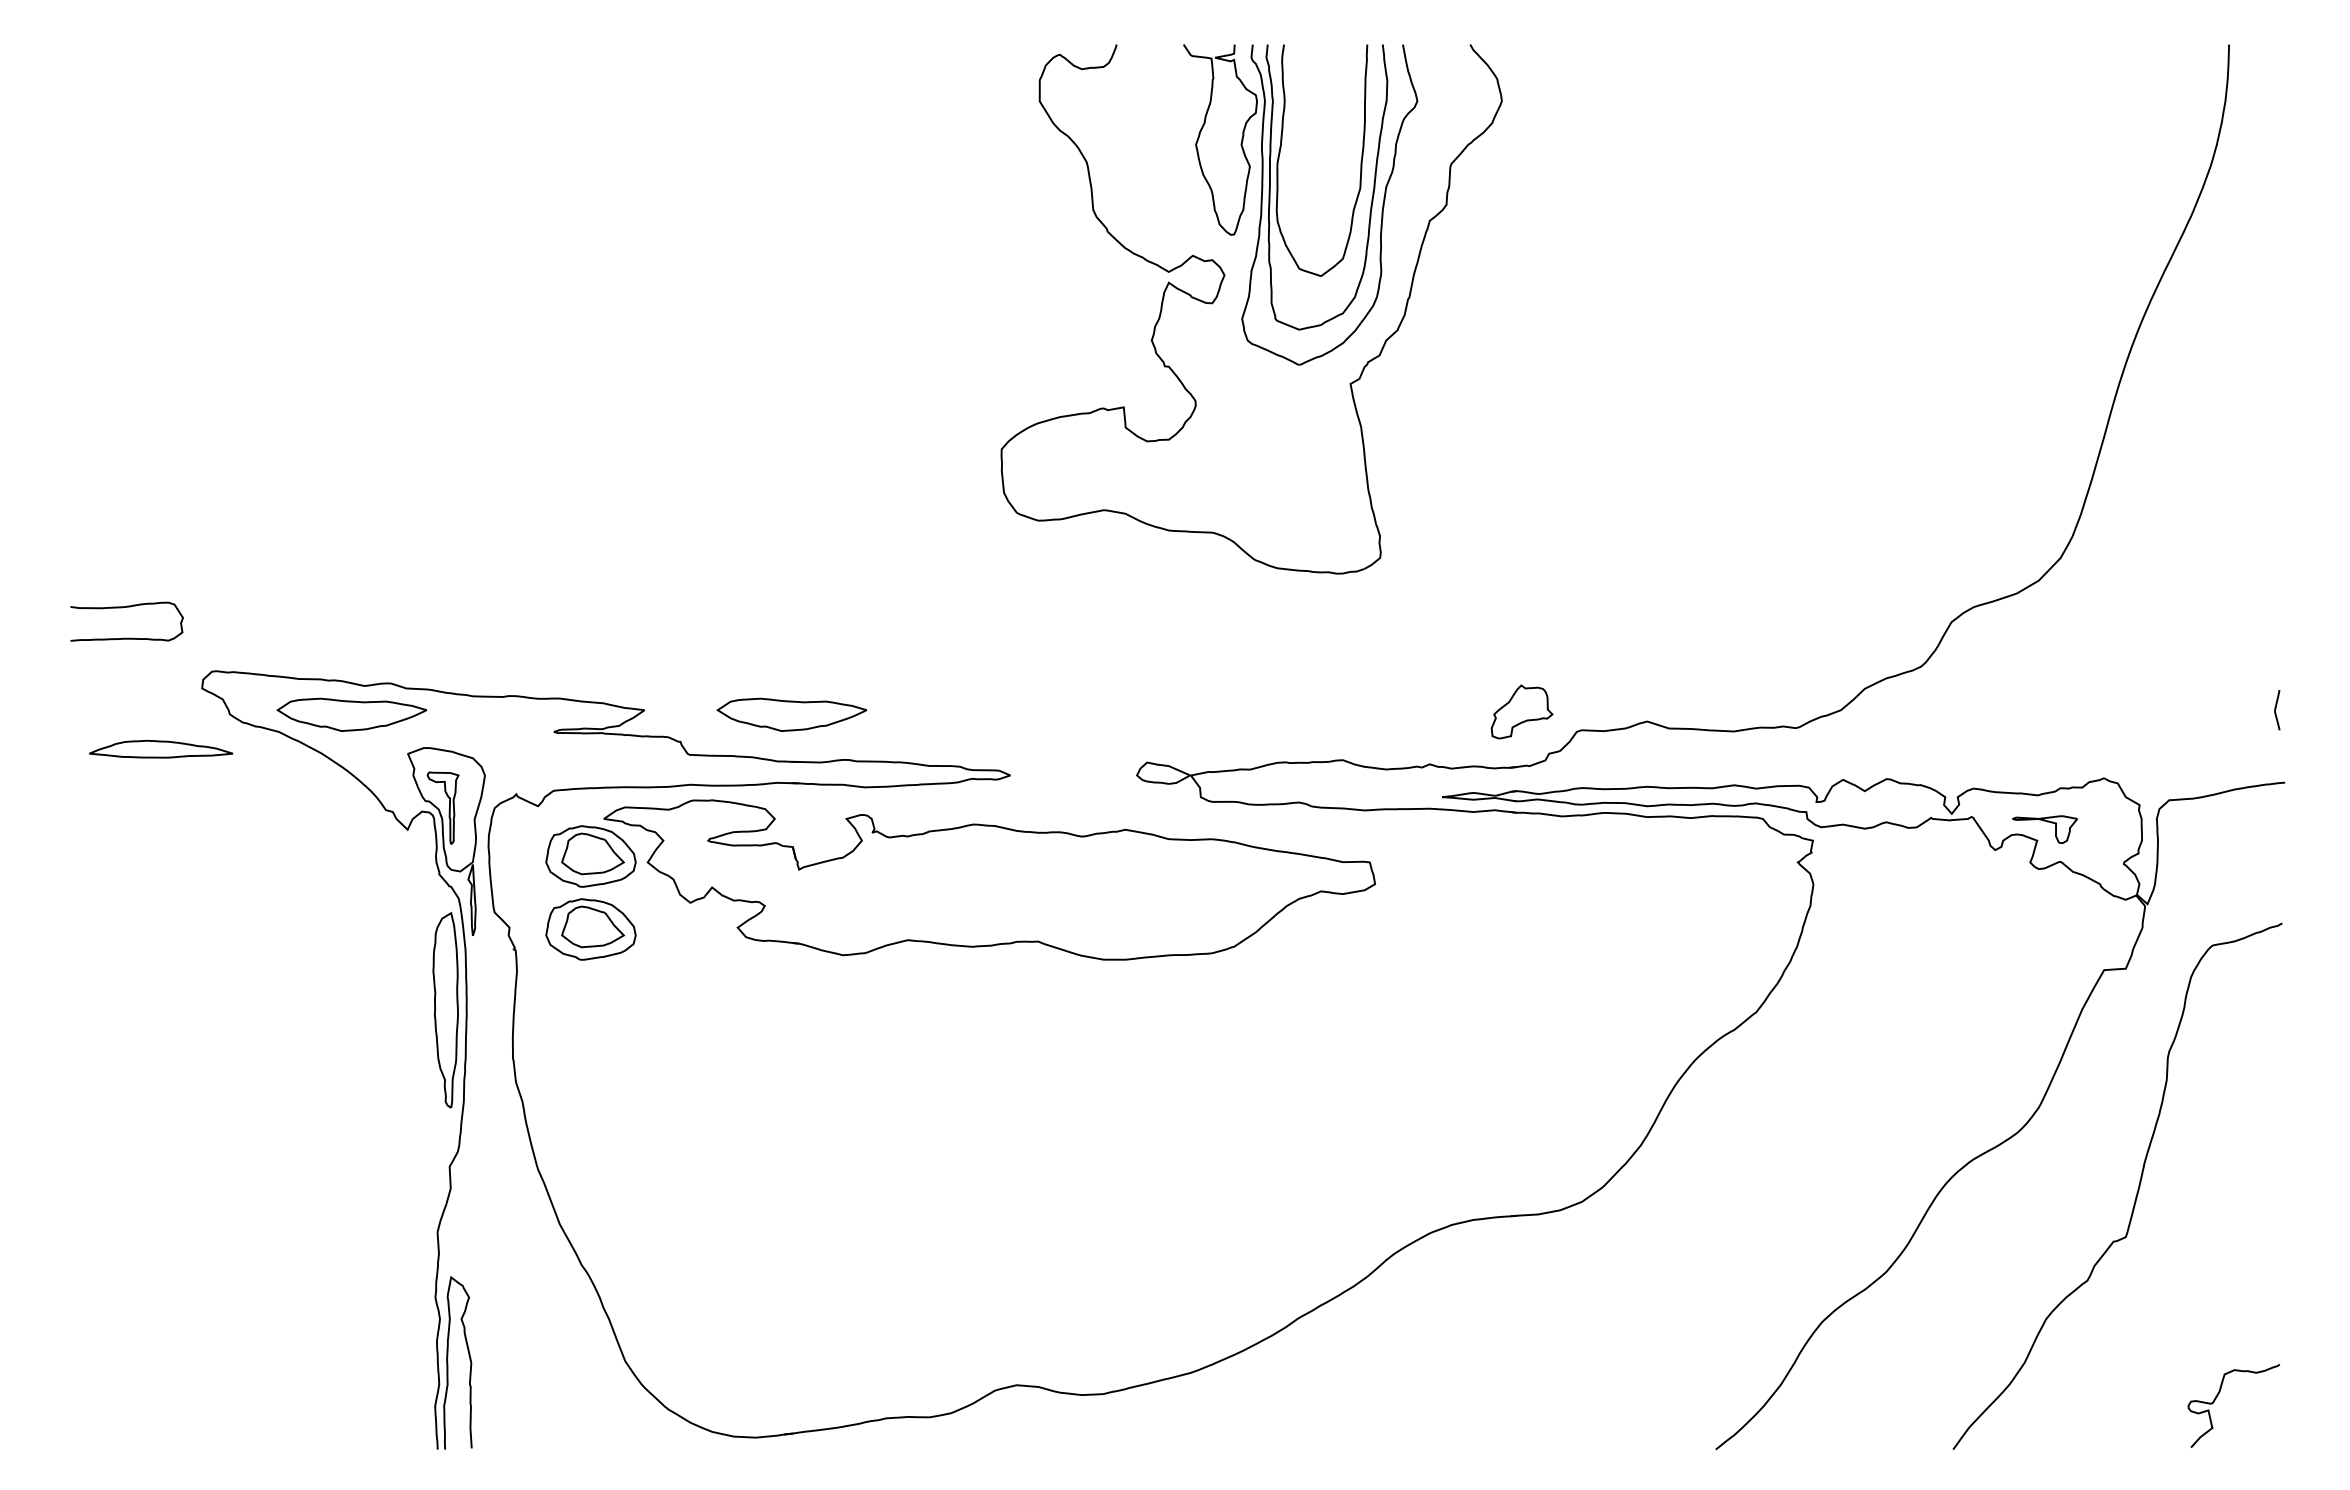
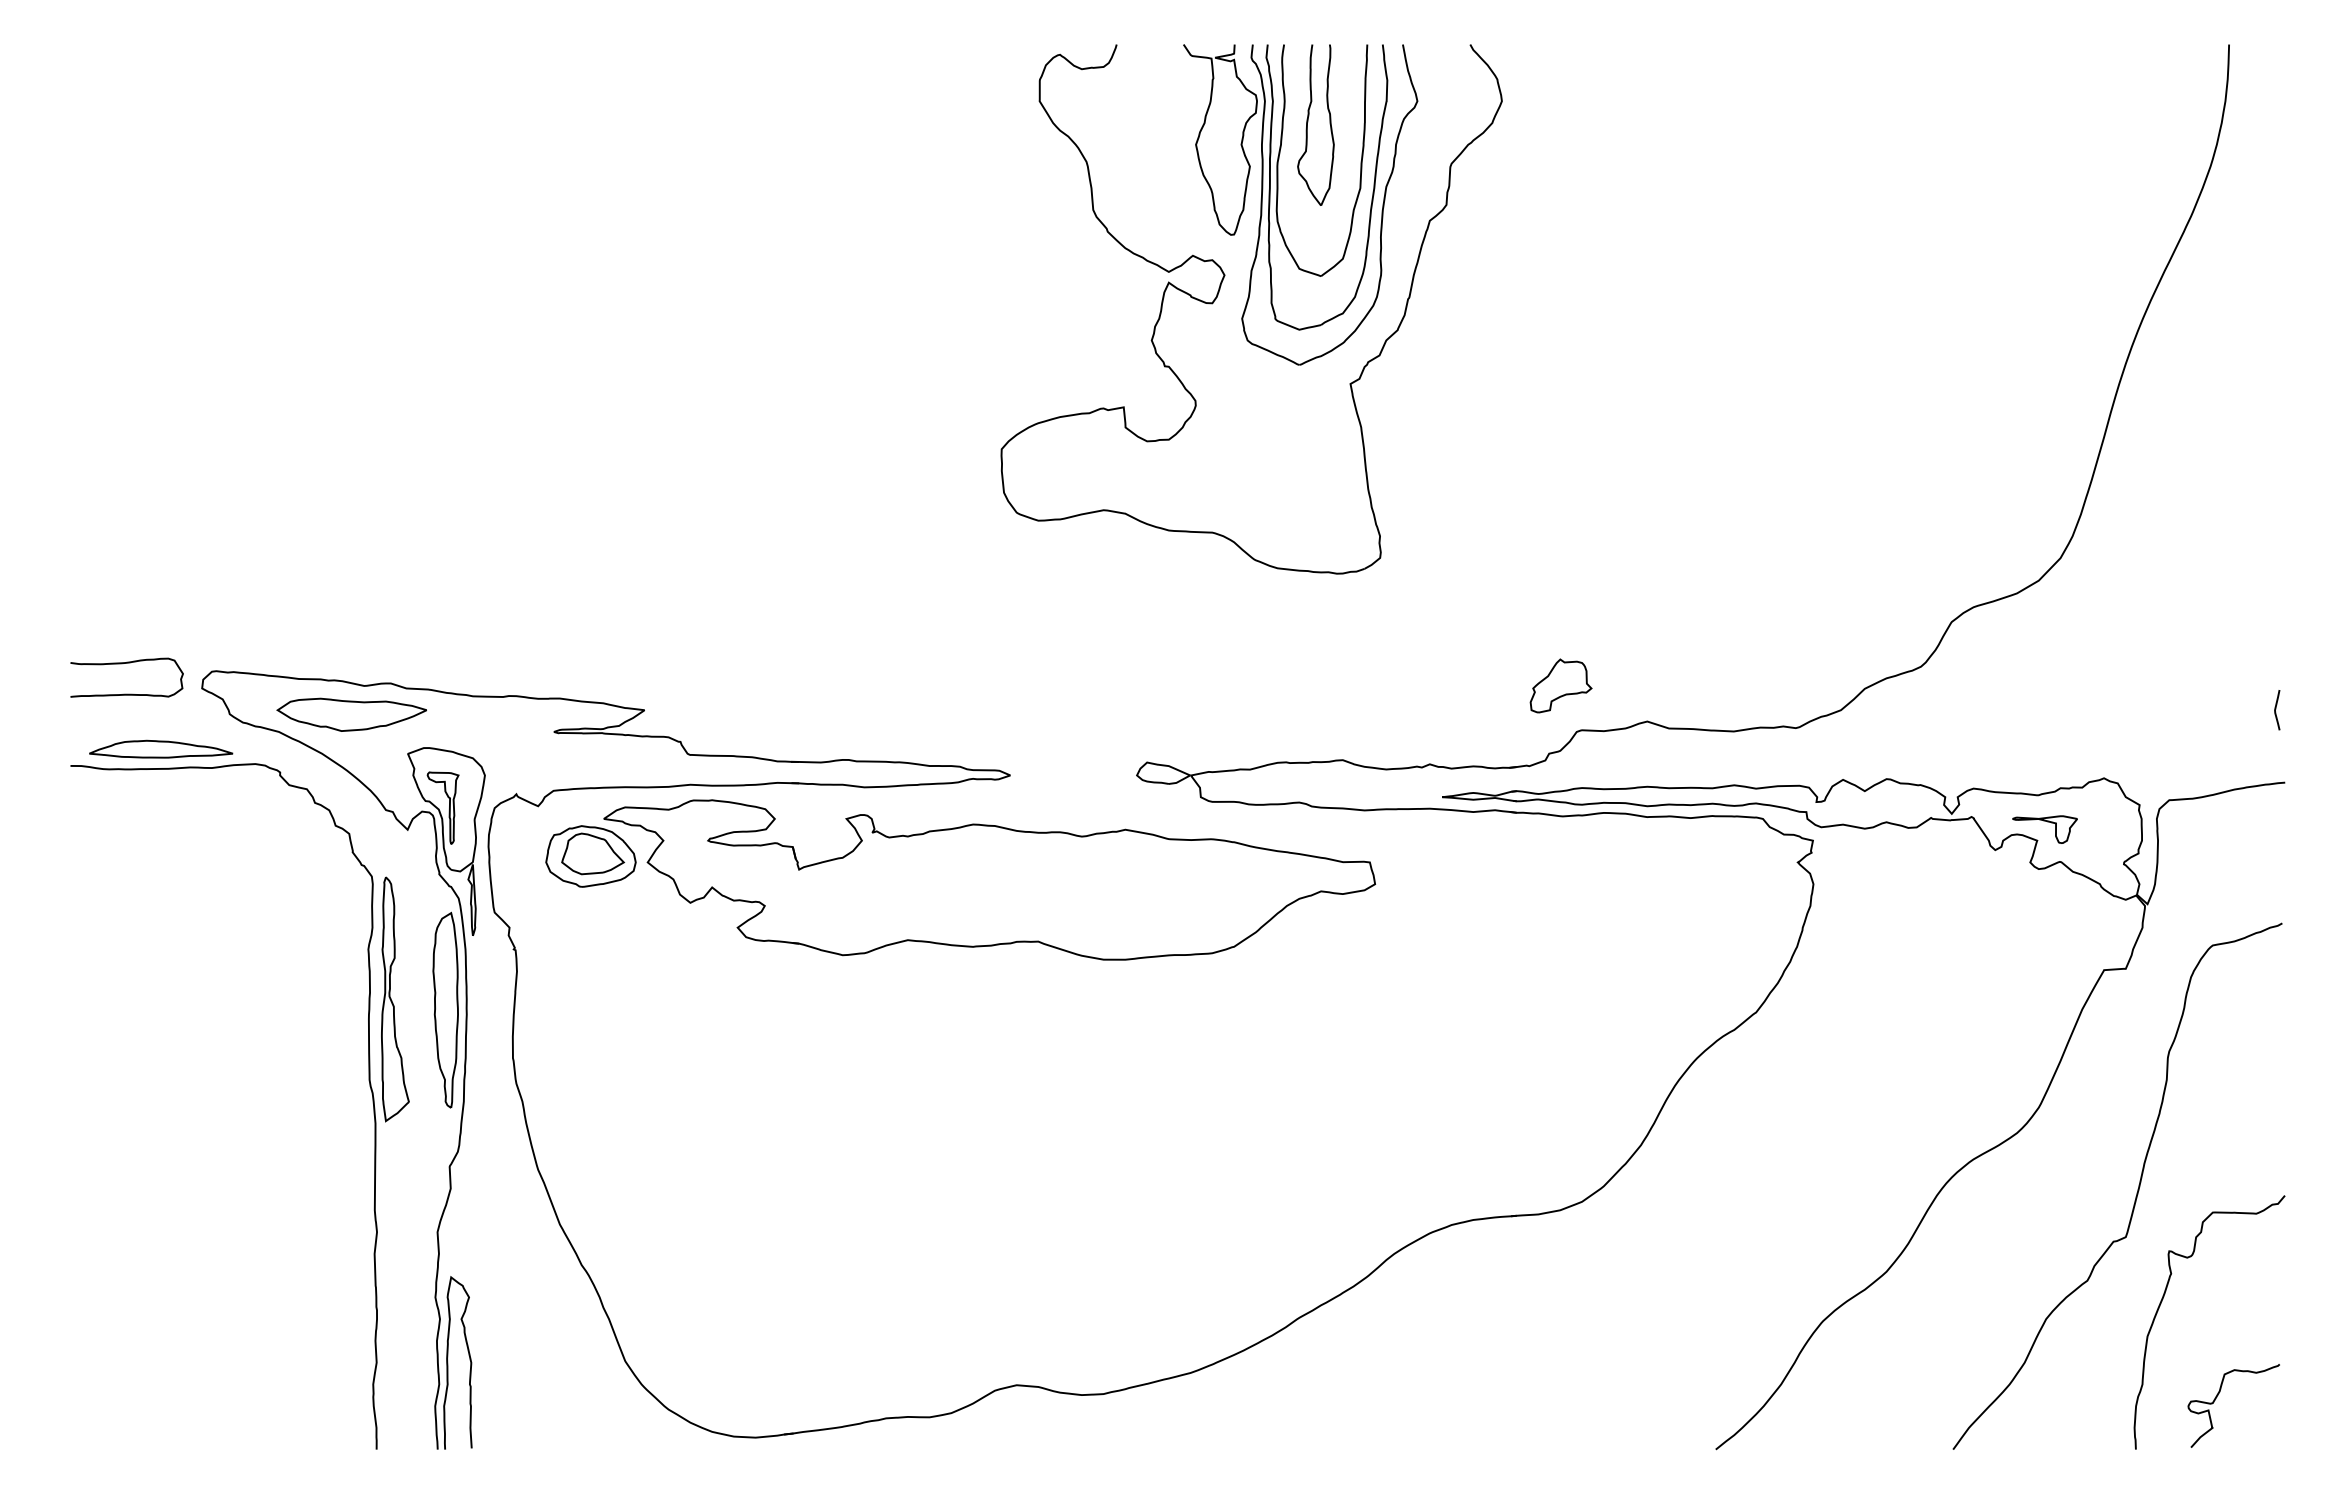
part: none -> present (1308, 122)
curve position: (122, 608) -> (122, 664) (122, 664)
part position: (1521, 711) -> (1560, 685) (1560, 685)
part: present -> none (791, 714)
part: present -> none (590, 929)
part: none -> present (369, 1086)
curve: none -> present (2161, 1304)
